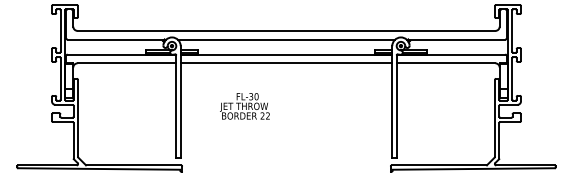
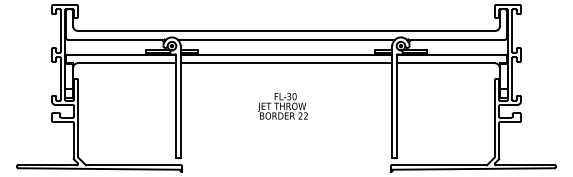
text position: (244, 106) -> (282, 106) (282, 106)
